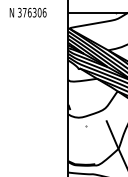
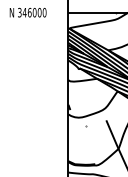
text: 376306 -> 346000 (34, 12)
